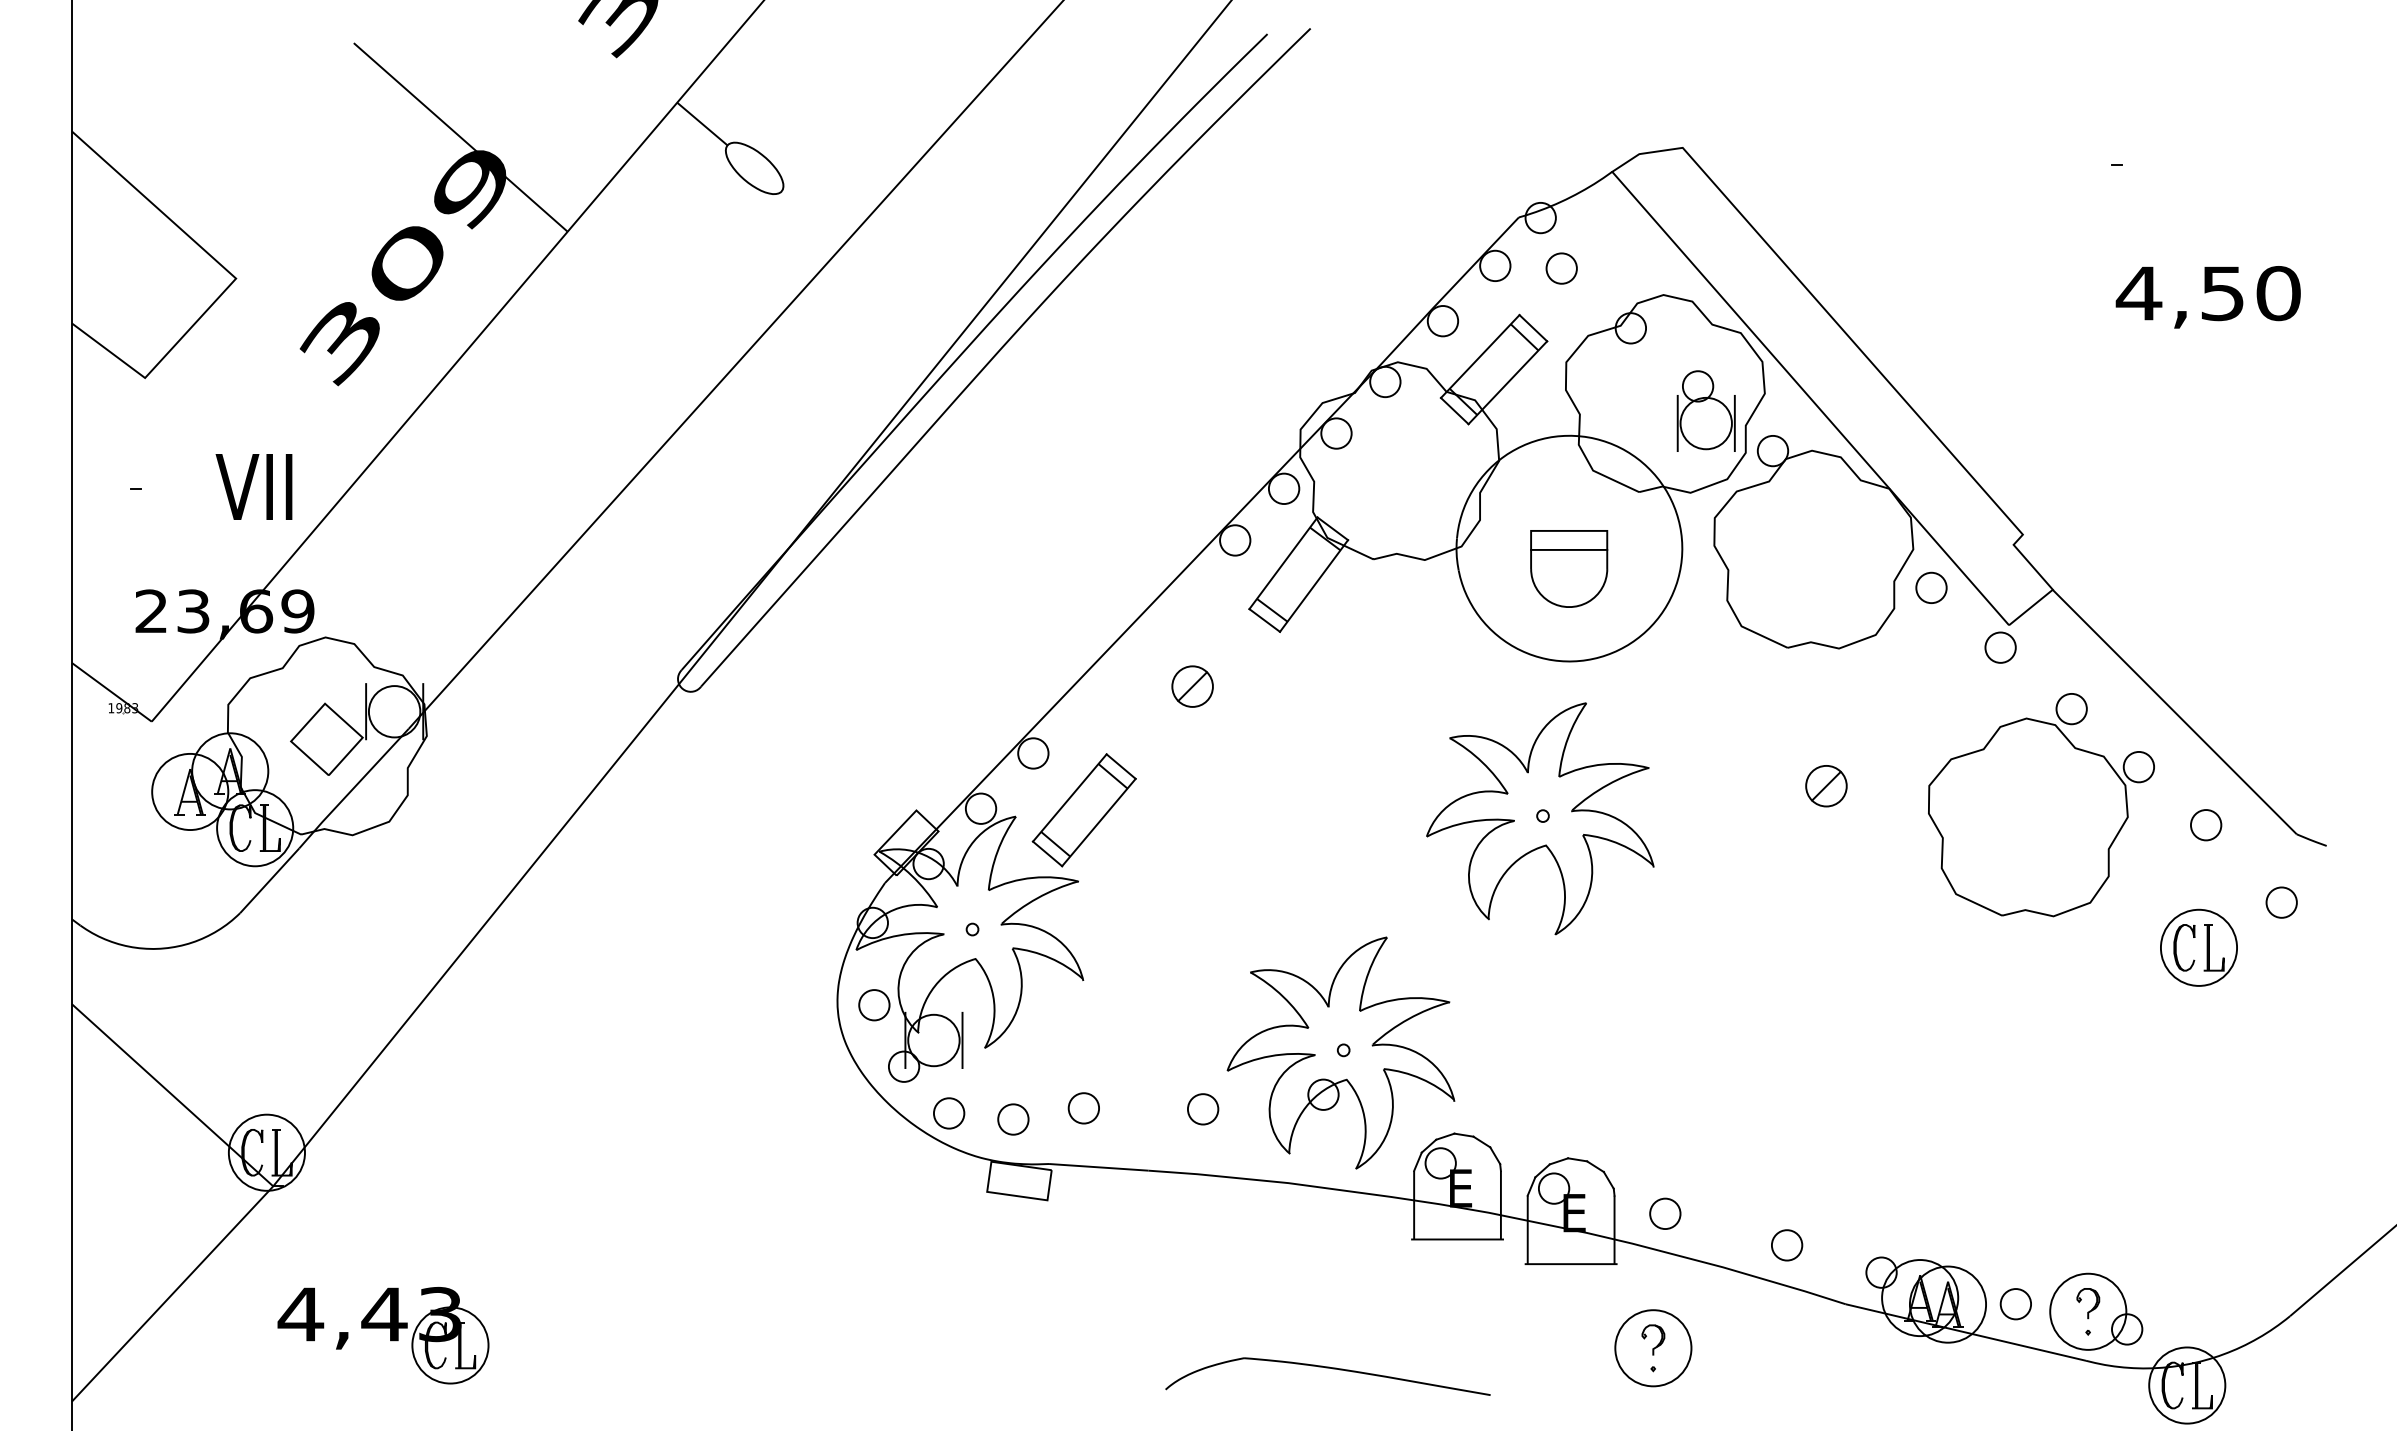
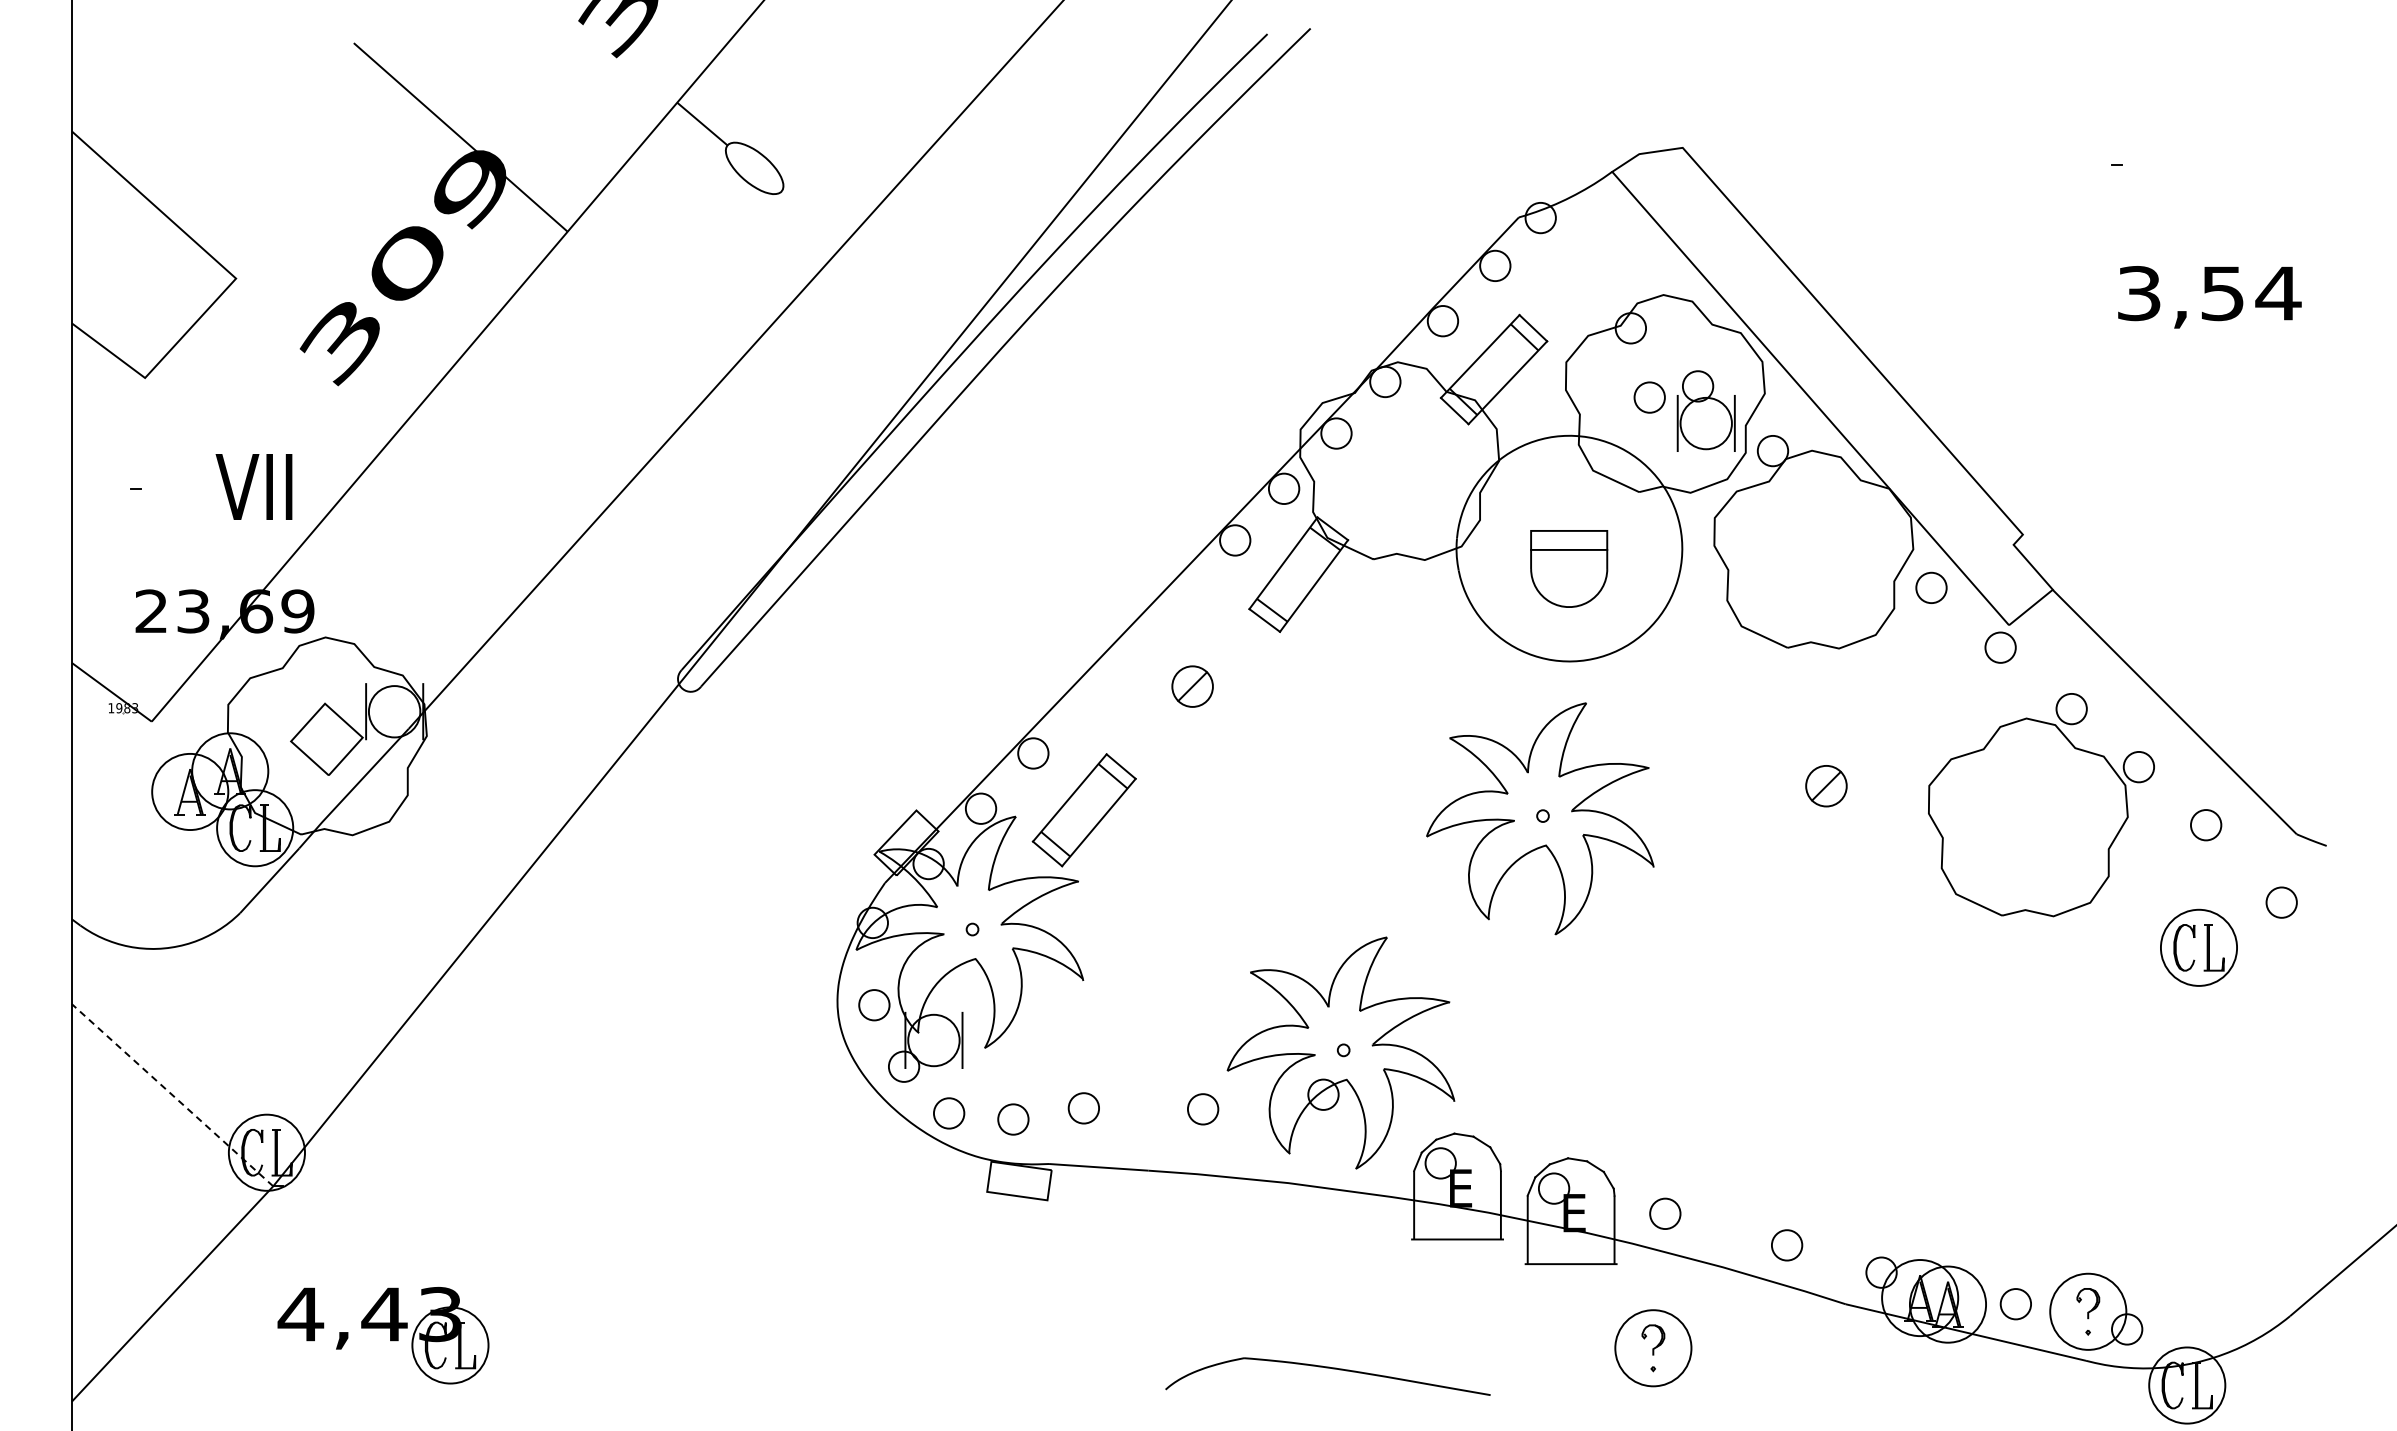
part position: (1561, 268) -> (1649, 397) (1649, 397)
text: 4,50 -> 3,54 (2208, 293)
line: solid -> dashed (172, 1095)
